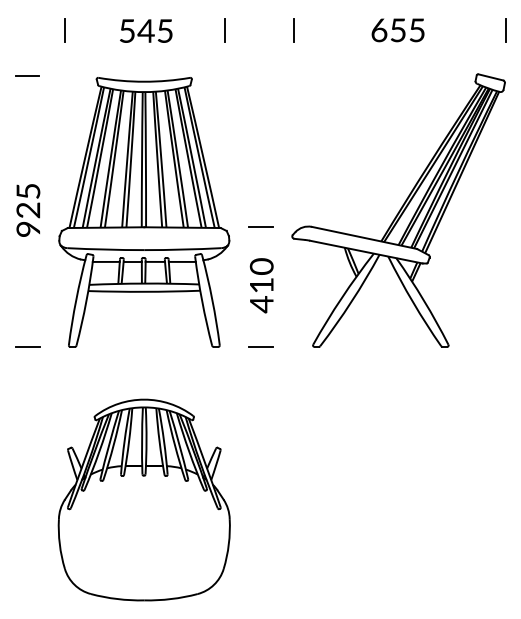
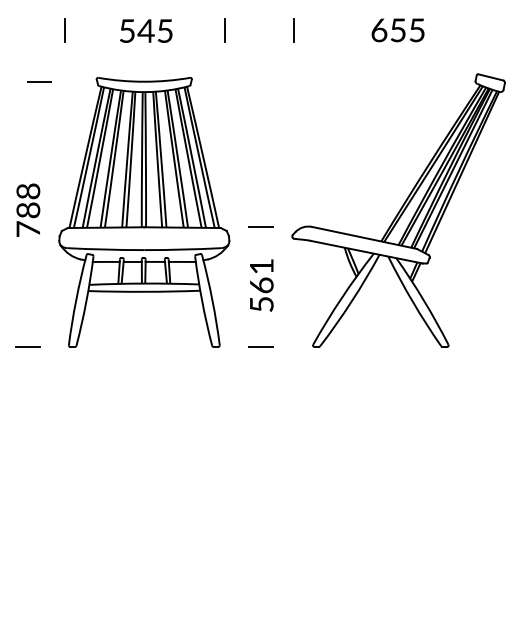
line: present -> none (505, 30)
line position: (27, 75) -> (39, 81) (39, 81)
text: 925 -> 788 (28, 209)
text: 410 -> 561 (261, 285)
part: present -> none (143, 499)
